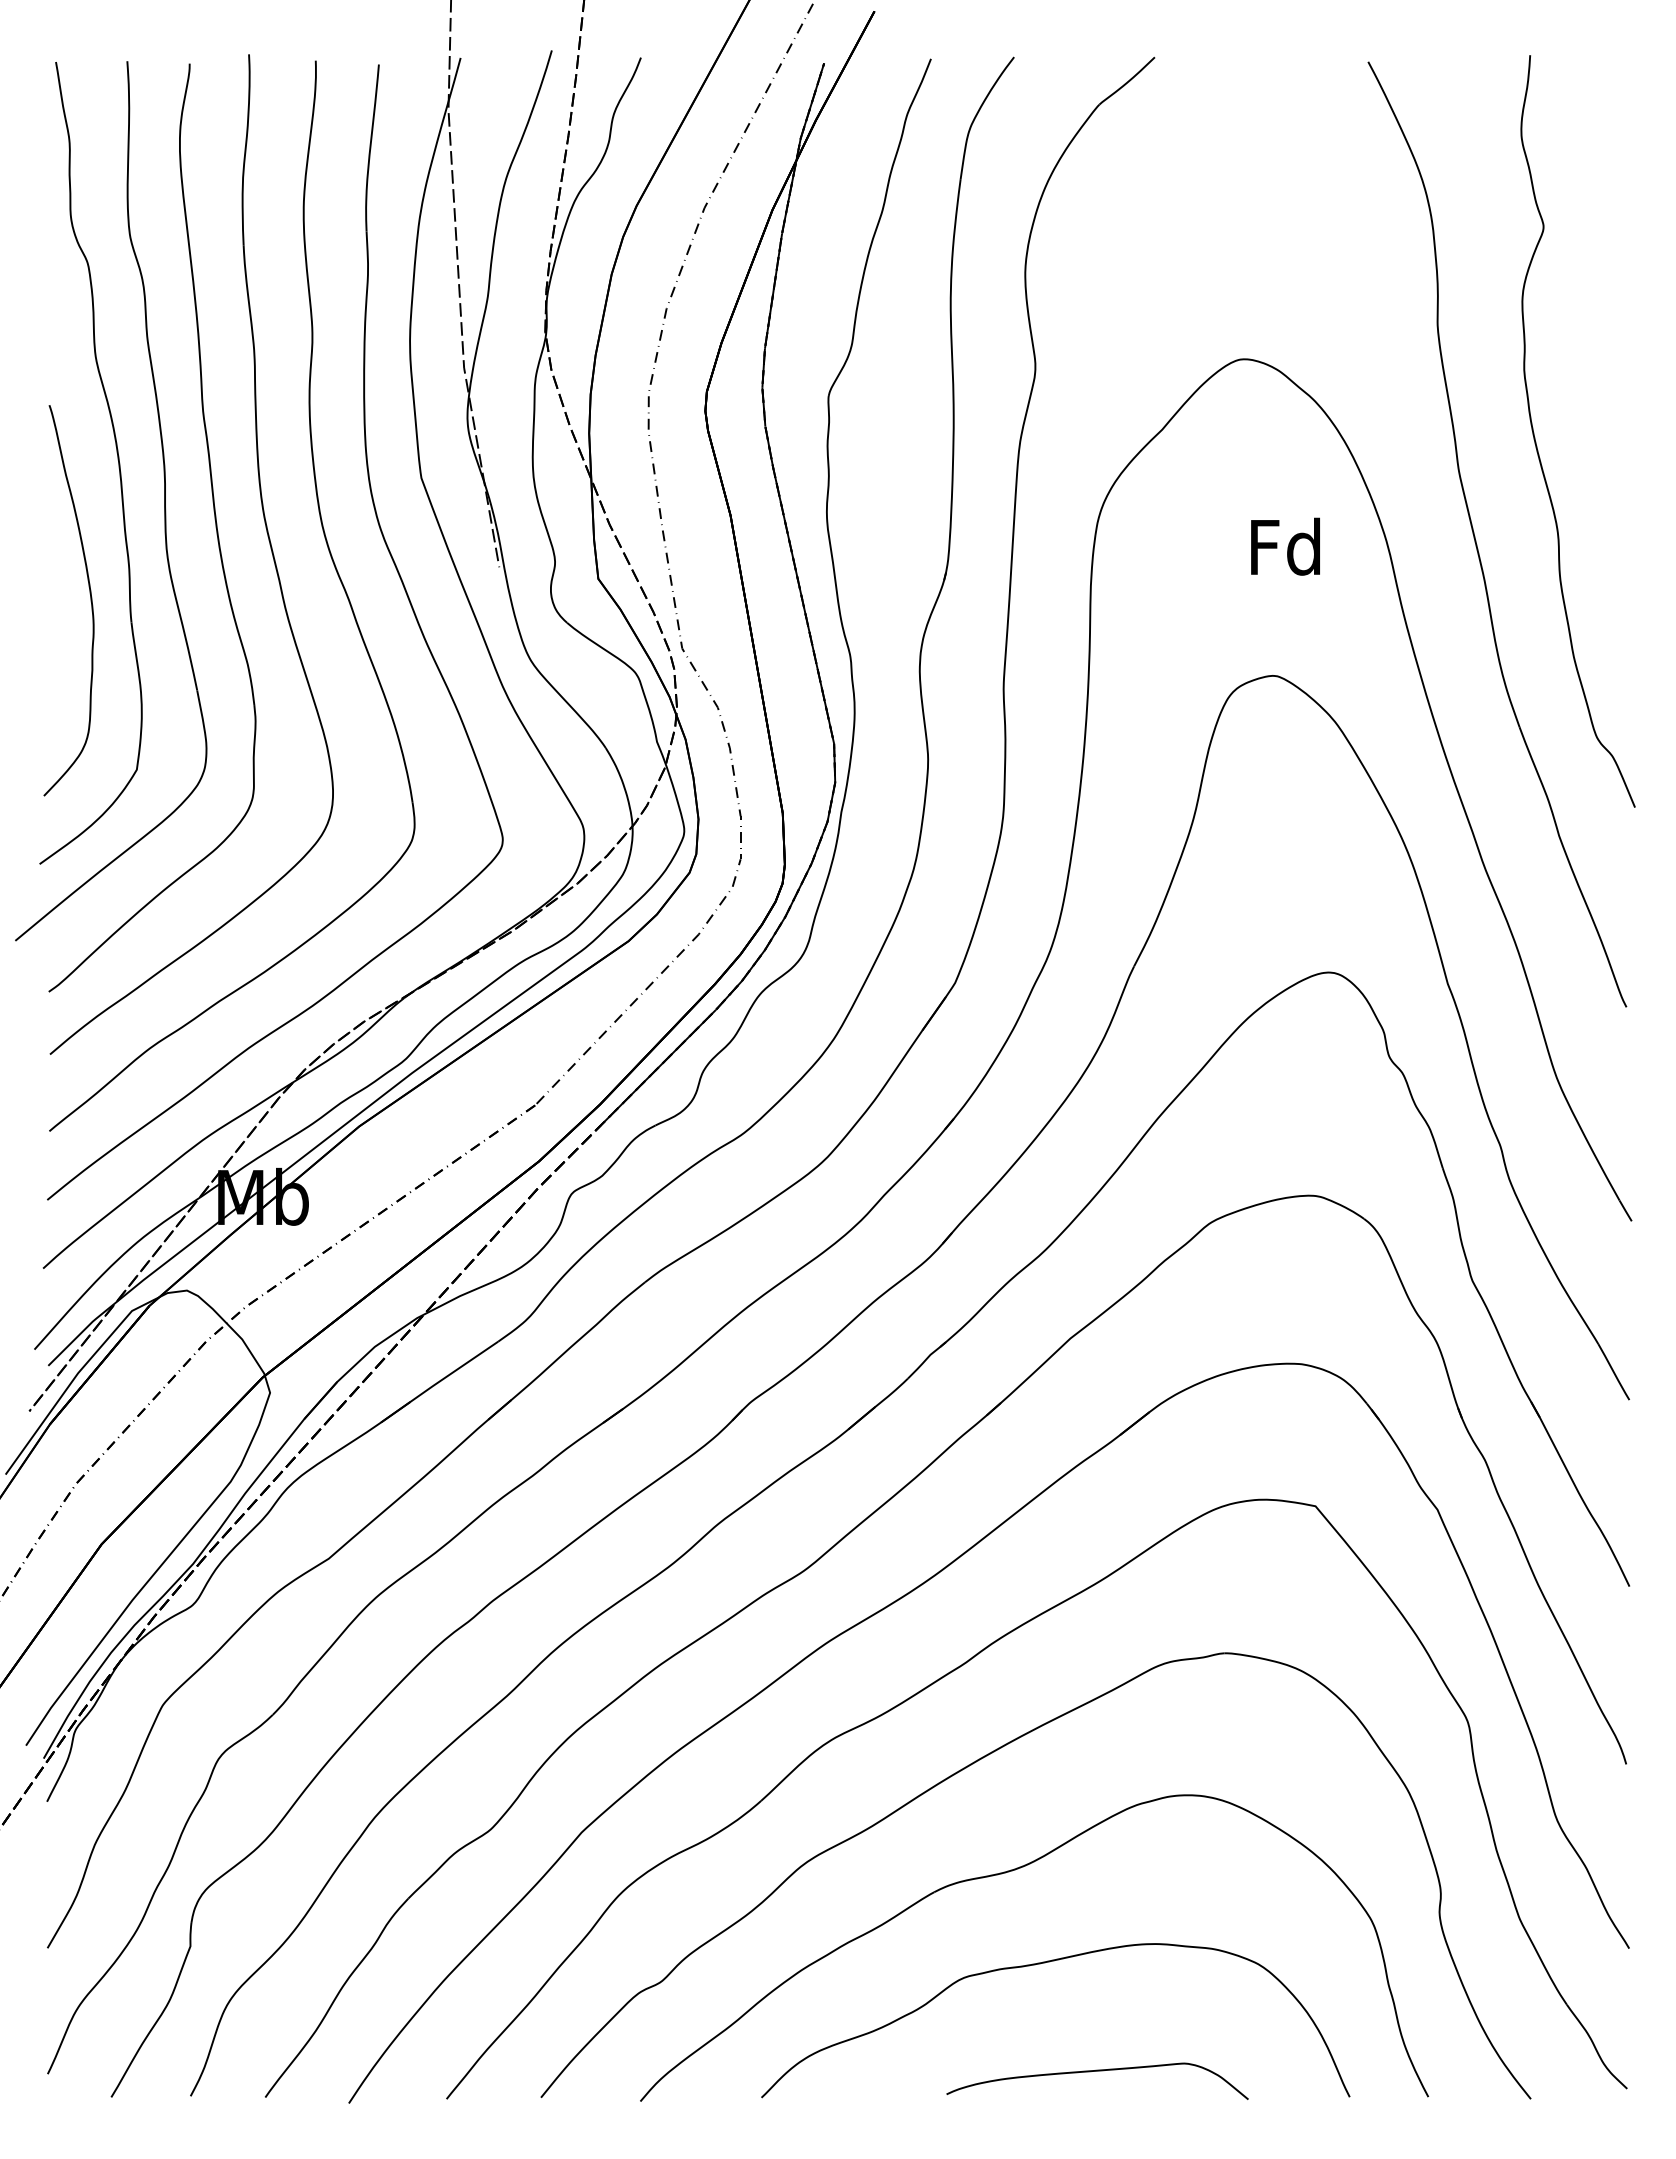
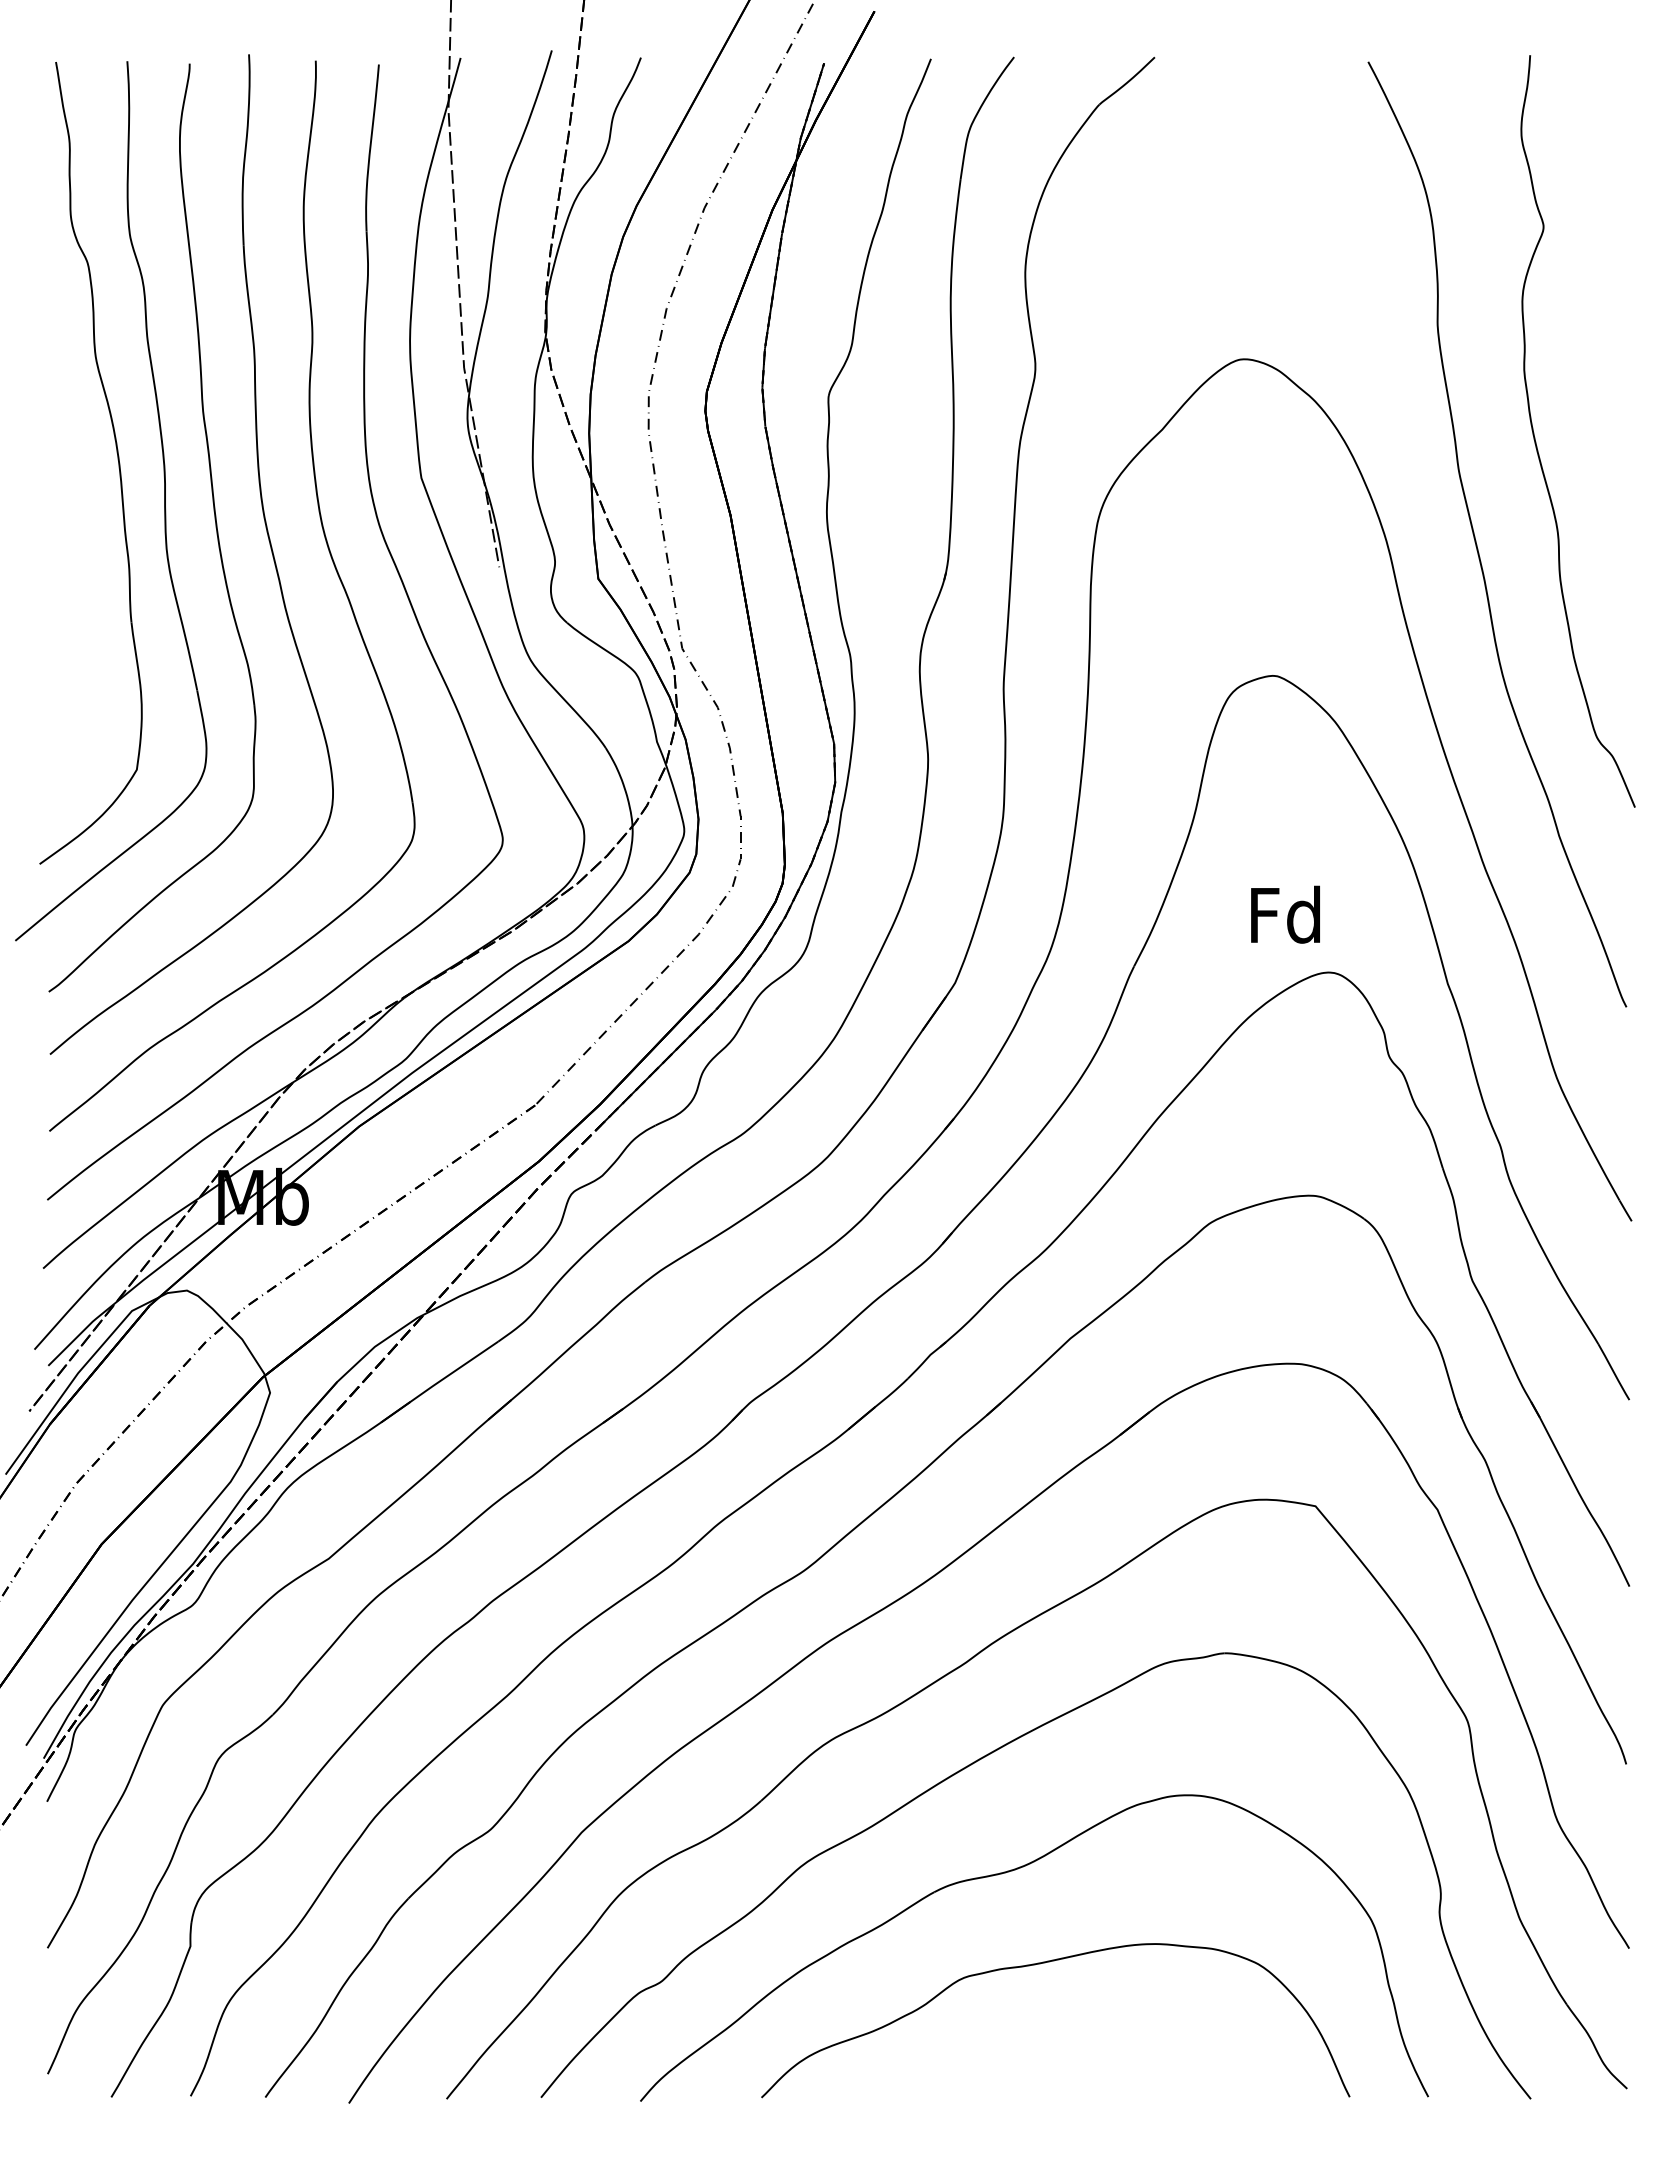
text position: (1285, 546) -> (1285, 914) (1285, 914)
curve: present -> none (90, 600)
curve: present -> none (1097, 2071)
